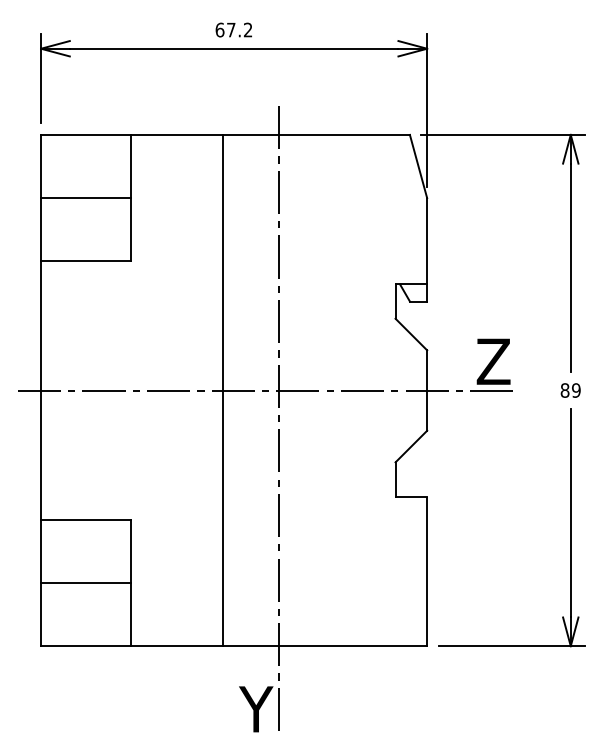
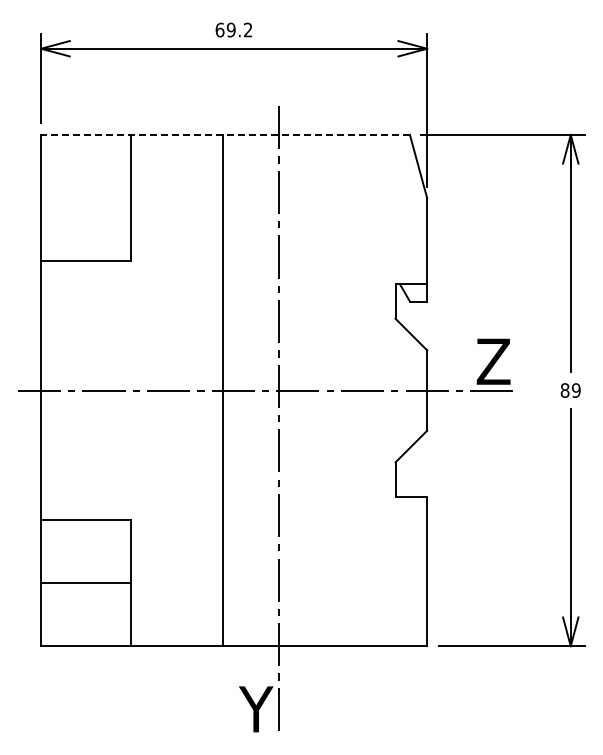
text: 67.2 -> 69.2 (230, 29)
line: solid -> dashed (225, 134)
line: present -> none (86, 198)
